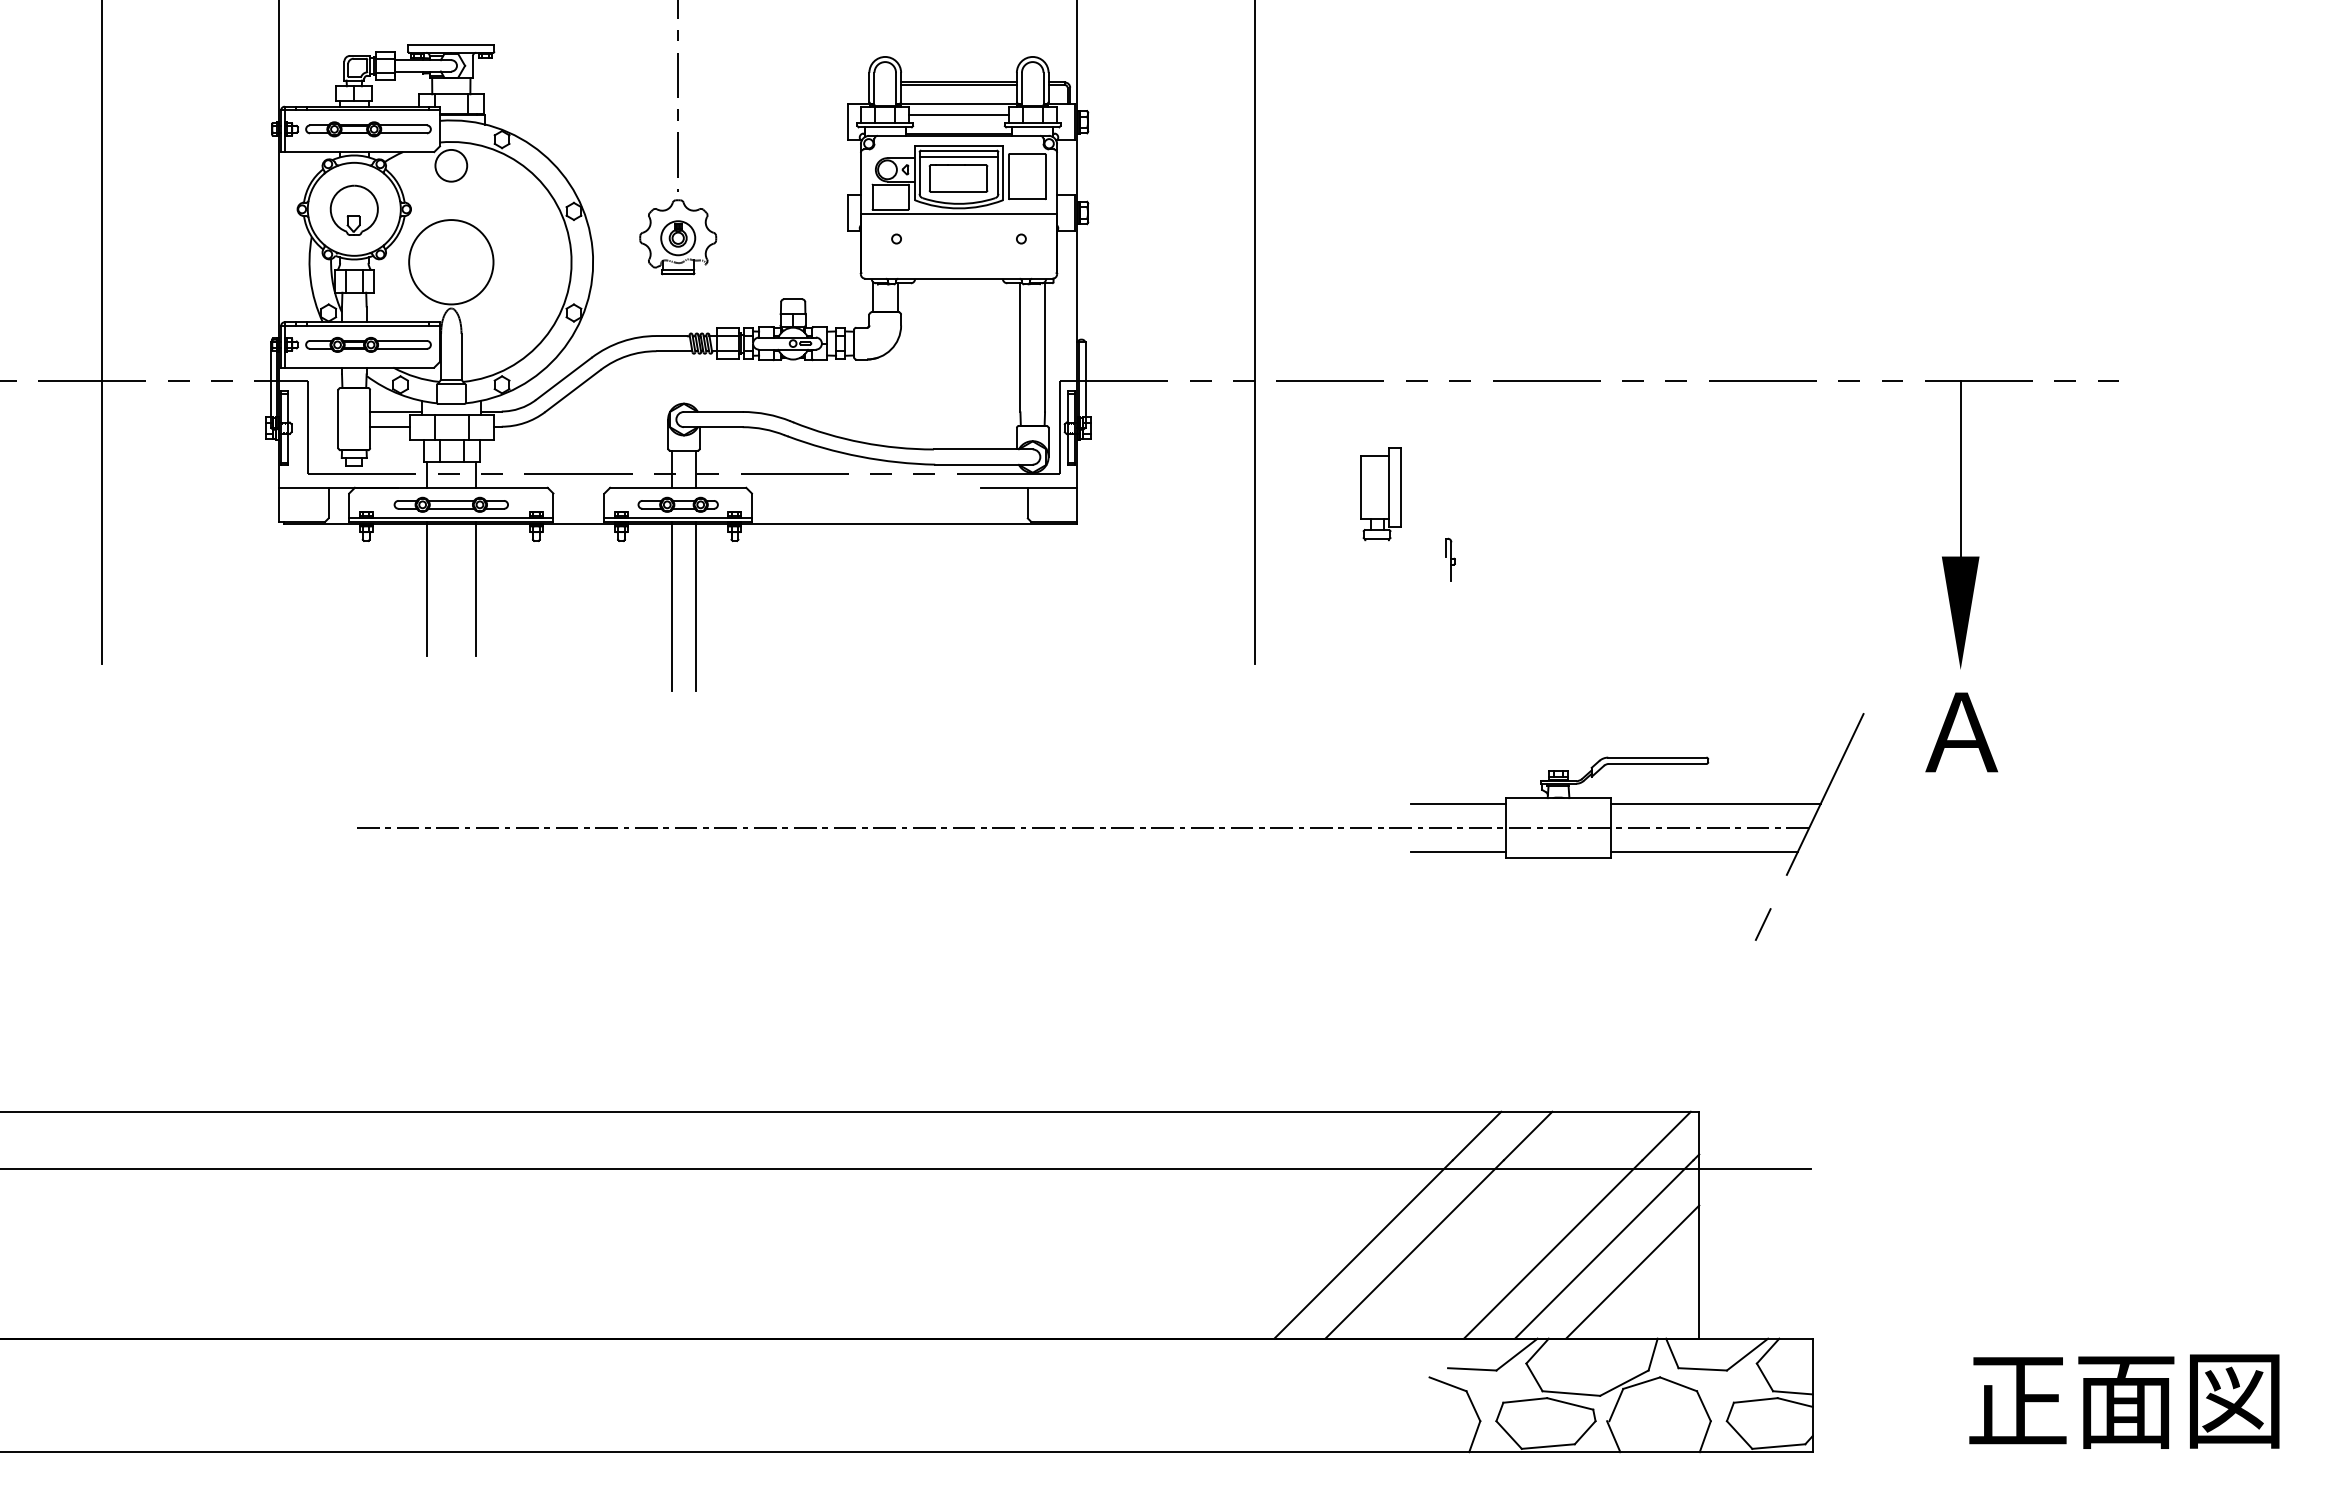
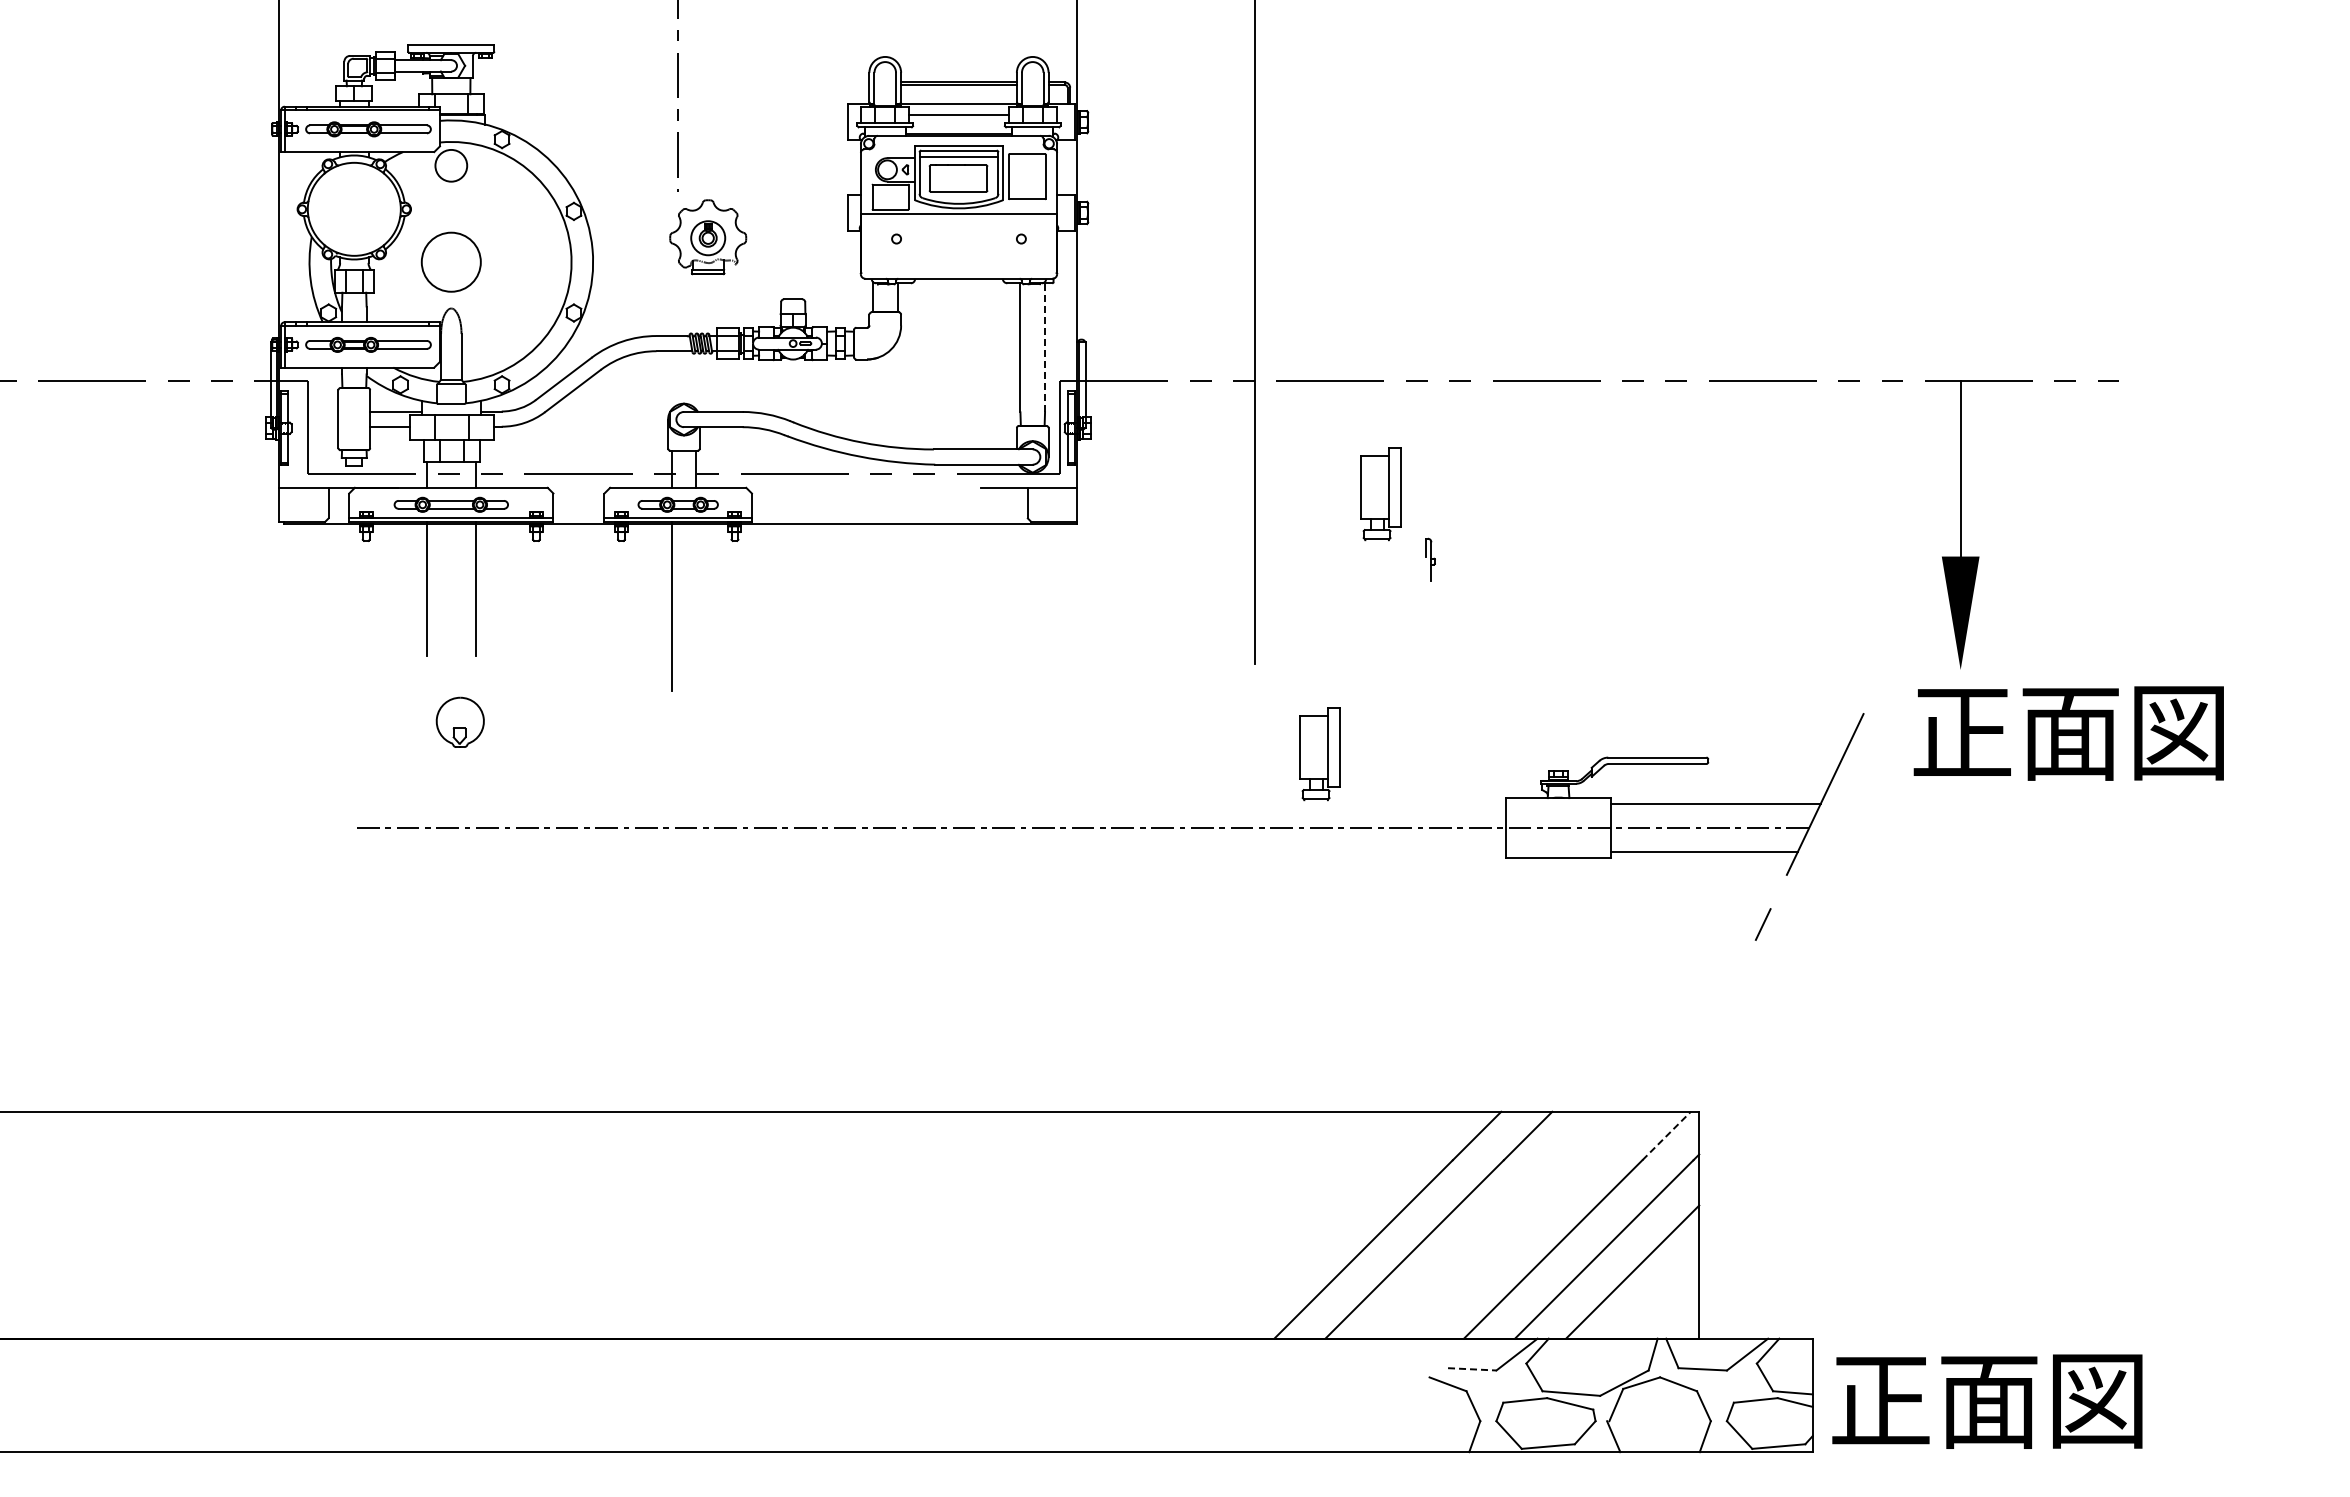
part position: (353, 209) -> (459, 721) (459, 721)
part position: (678, 237) -> (708, 237) (708, 237)
circle diameter: 84 px -> 59 px (450, 261)
line: present -> none (101, 333)
line: solid -> dashed (1045, 347)
part position: (1450, 559) -> (1430, 559) (1430, 559)
line: present -> none (696, 606)
text: Ａ -> 正面図 (2068, 733)
part: none -> present (1319, 754)
line: present -> none (1458, 803)
line: present -> none (1458, 852)
line: solid -> dashed (1666, 1135)
line: present -> none (906, 1168)
line: solid -> dashed (1472, 1369)
text position: (2124, 1401) -> (1987, 1401) (1987, 1401)
